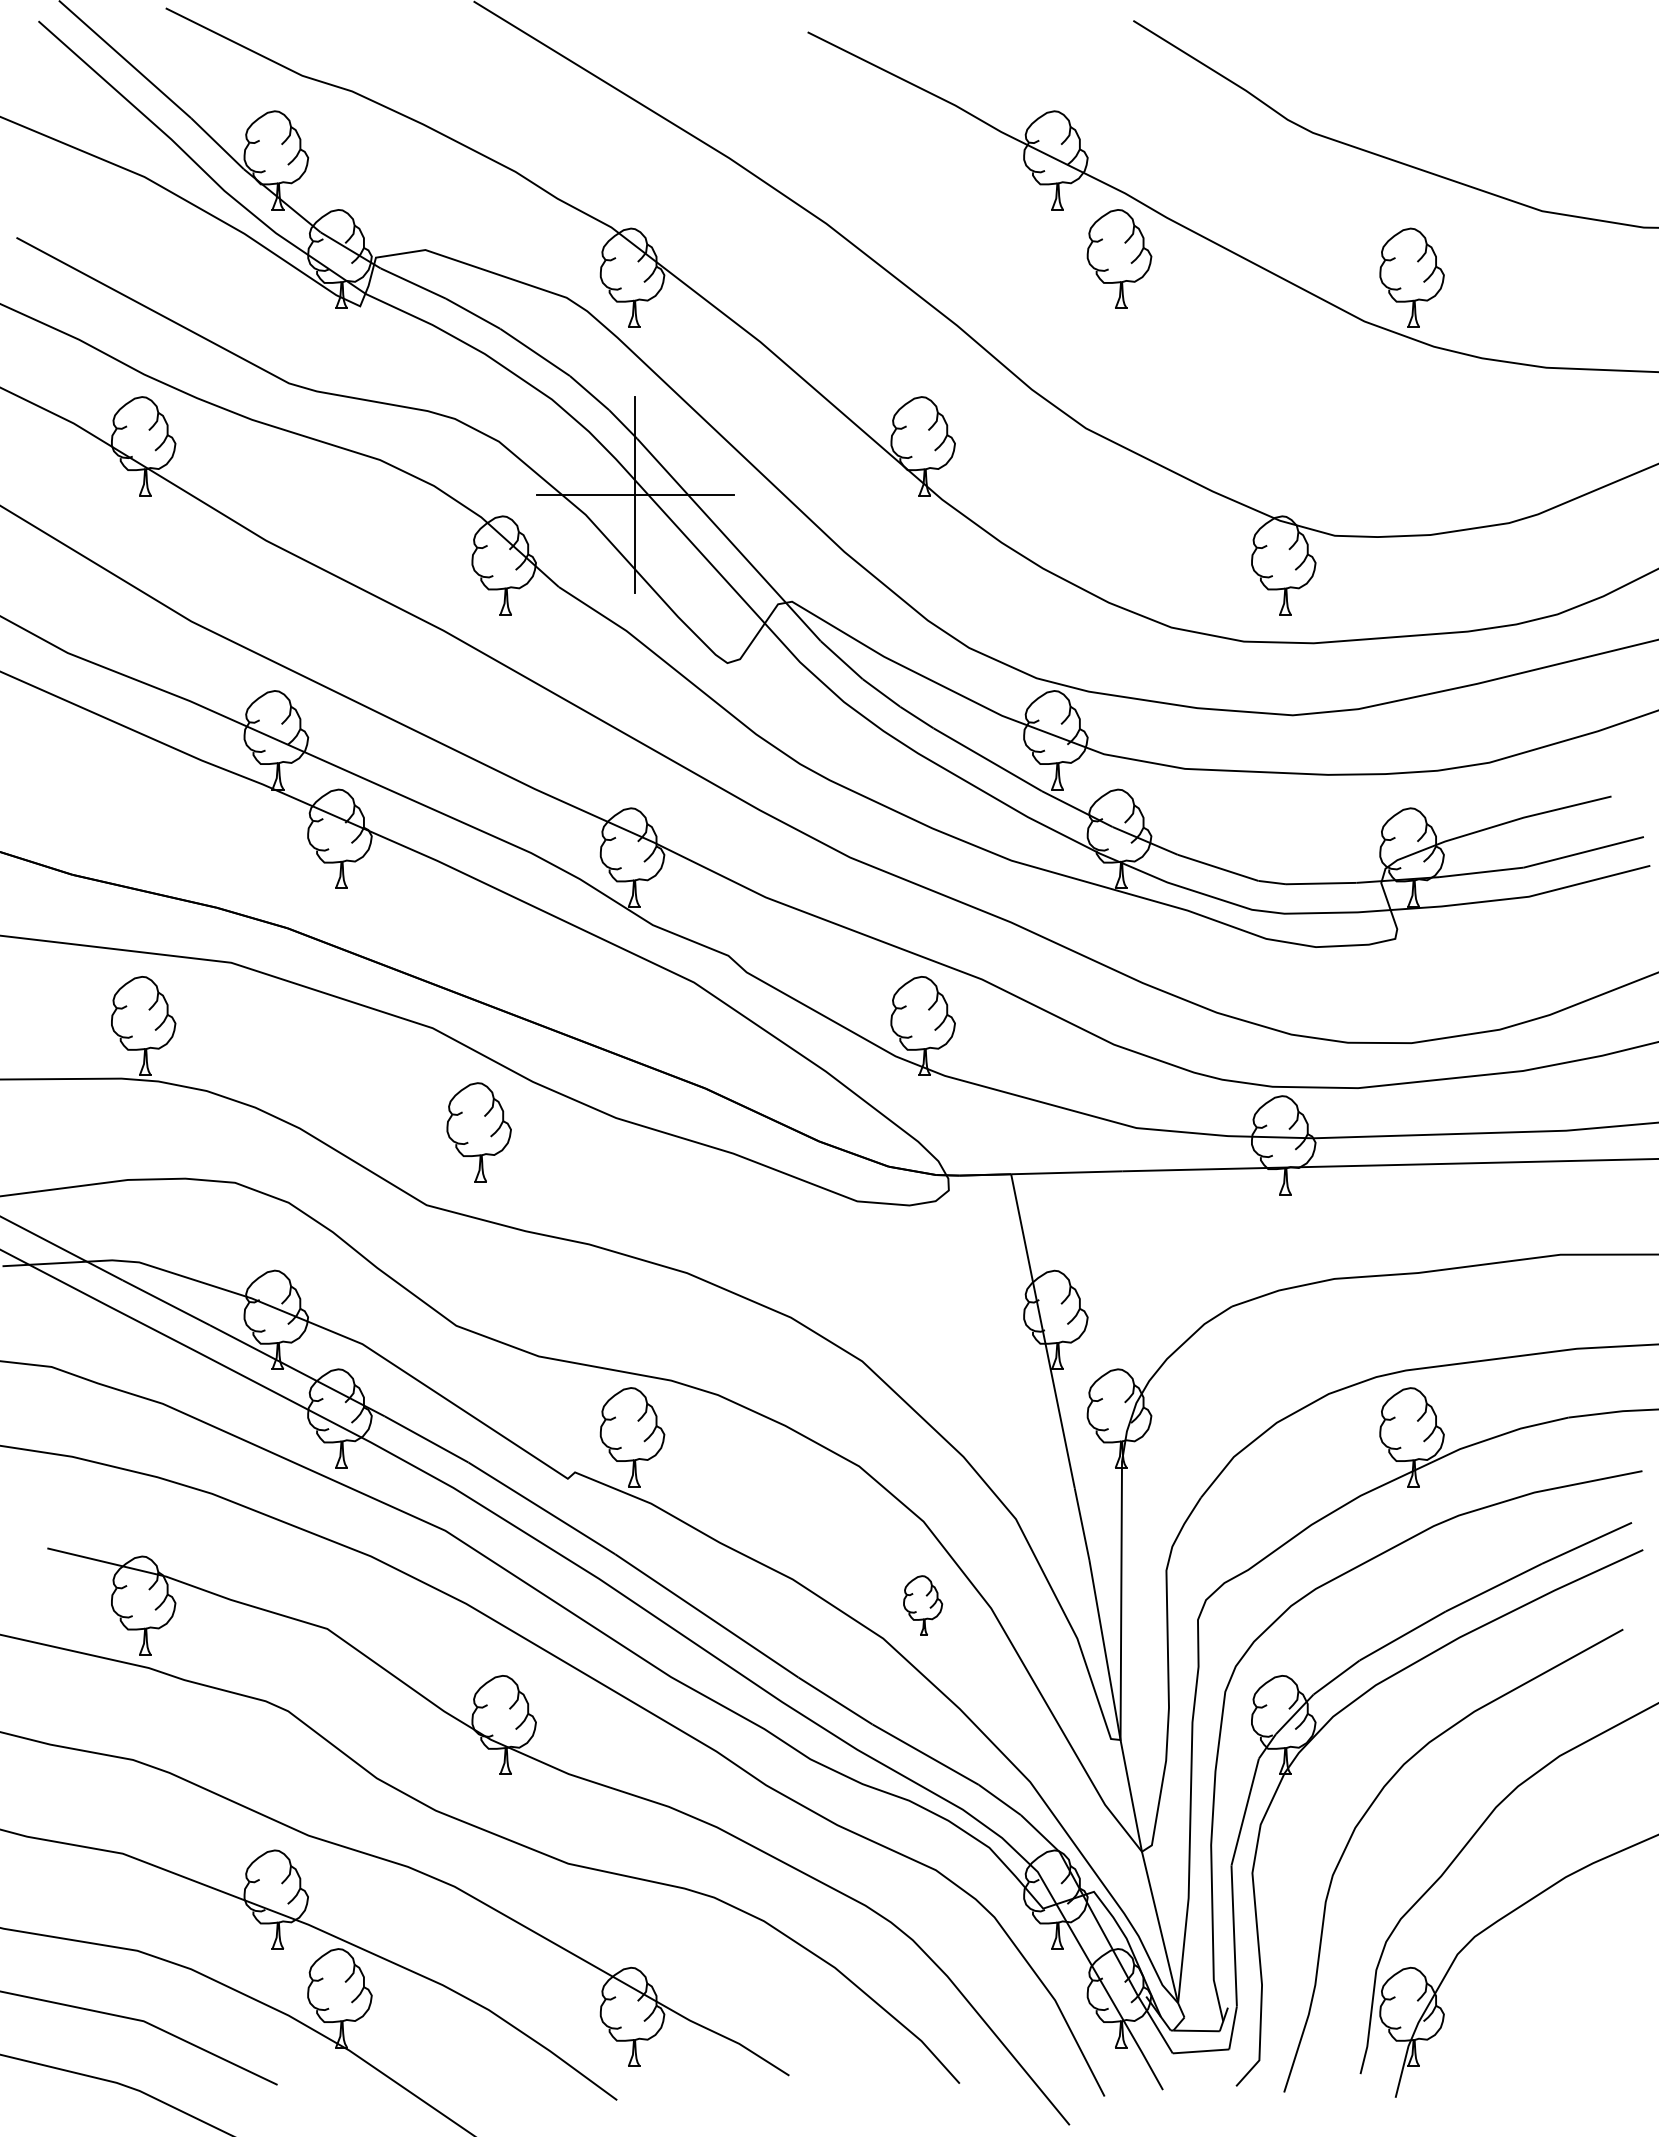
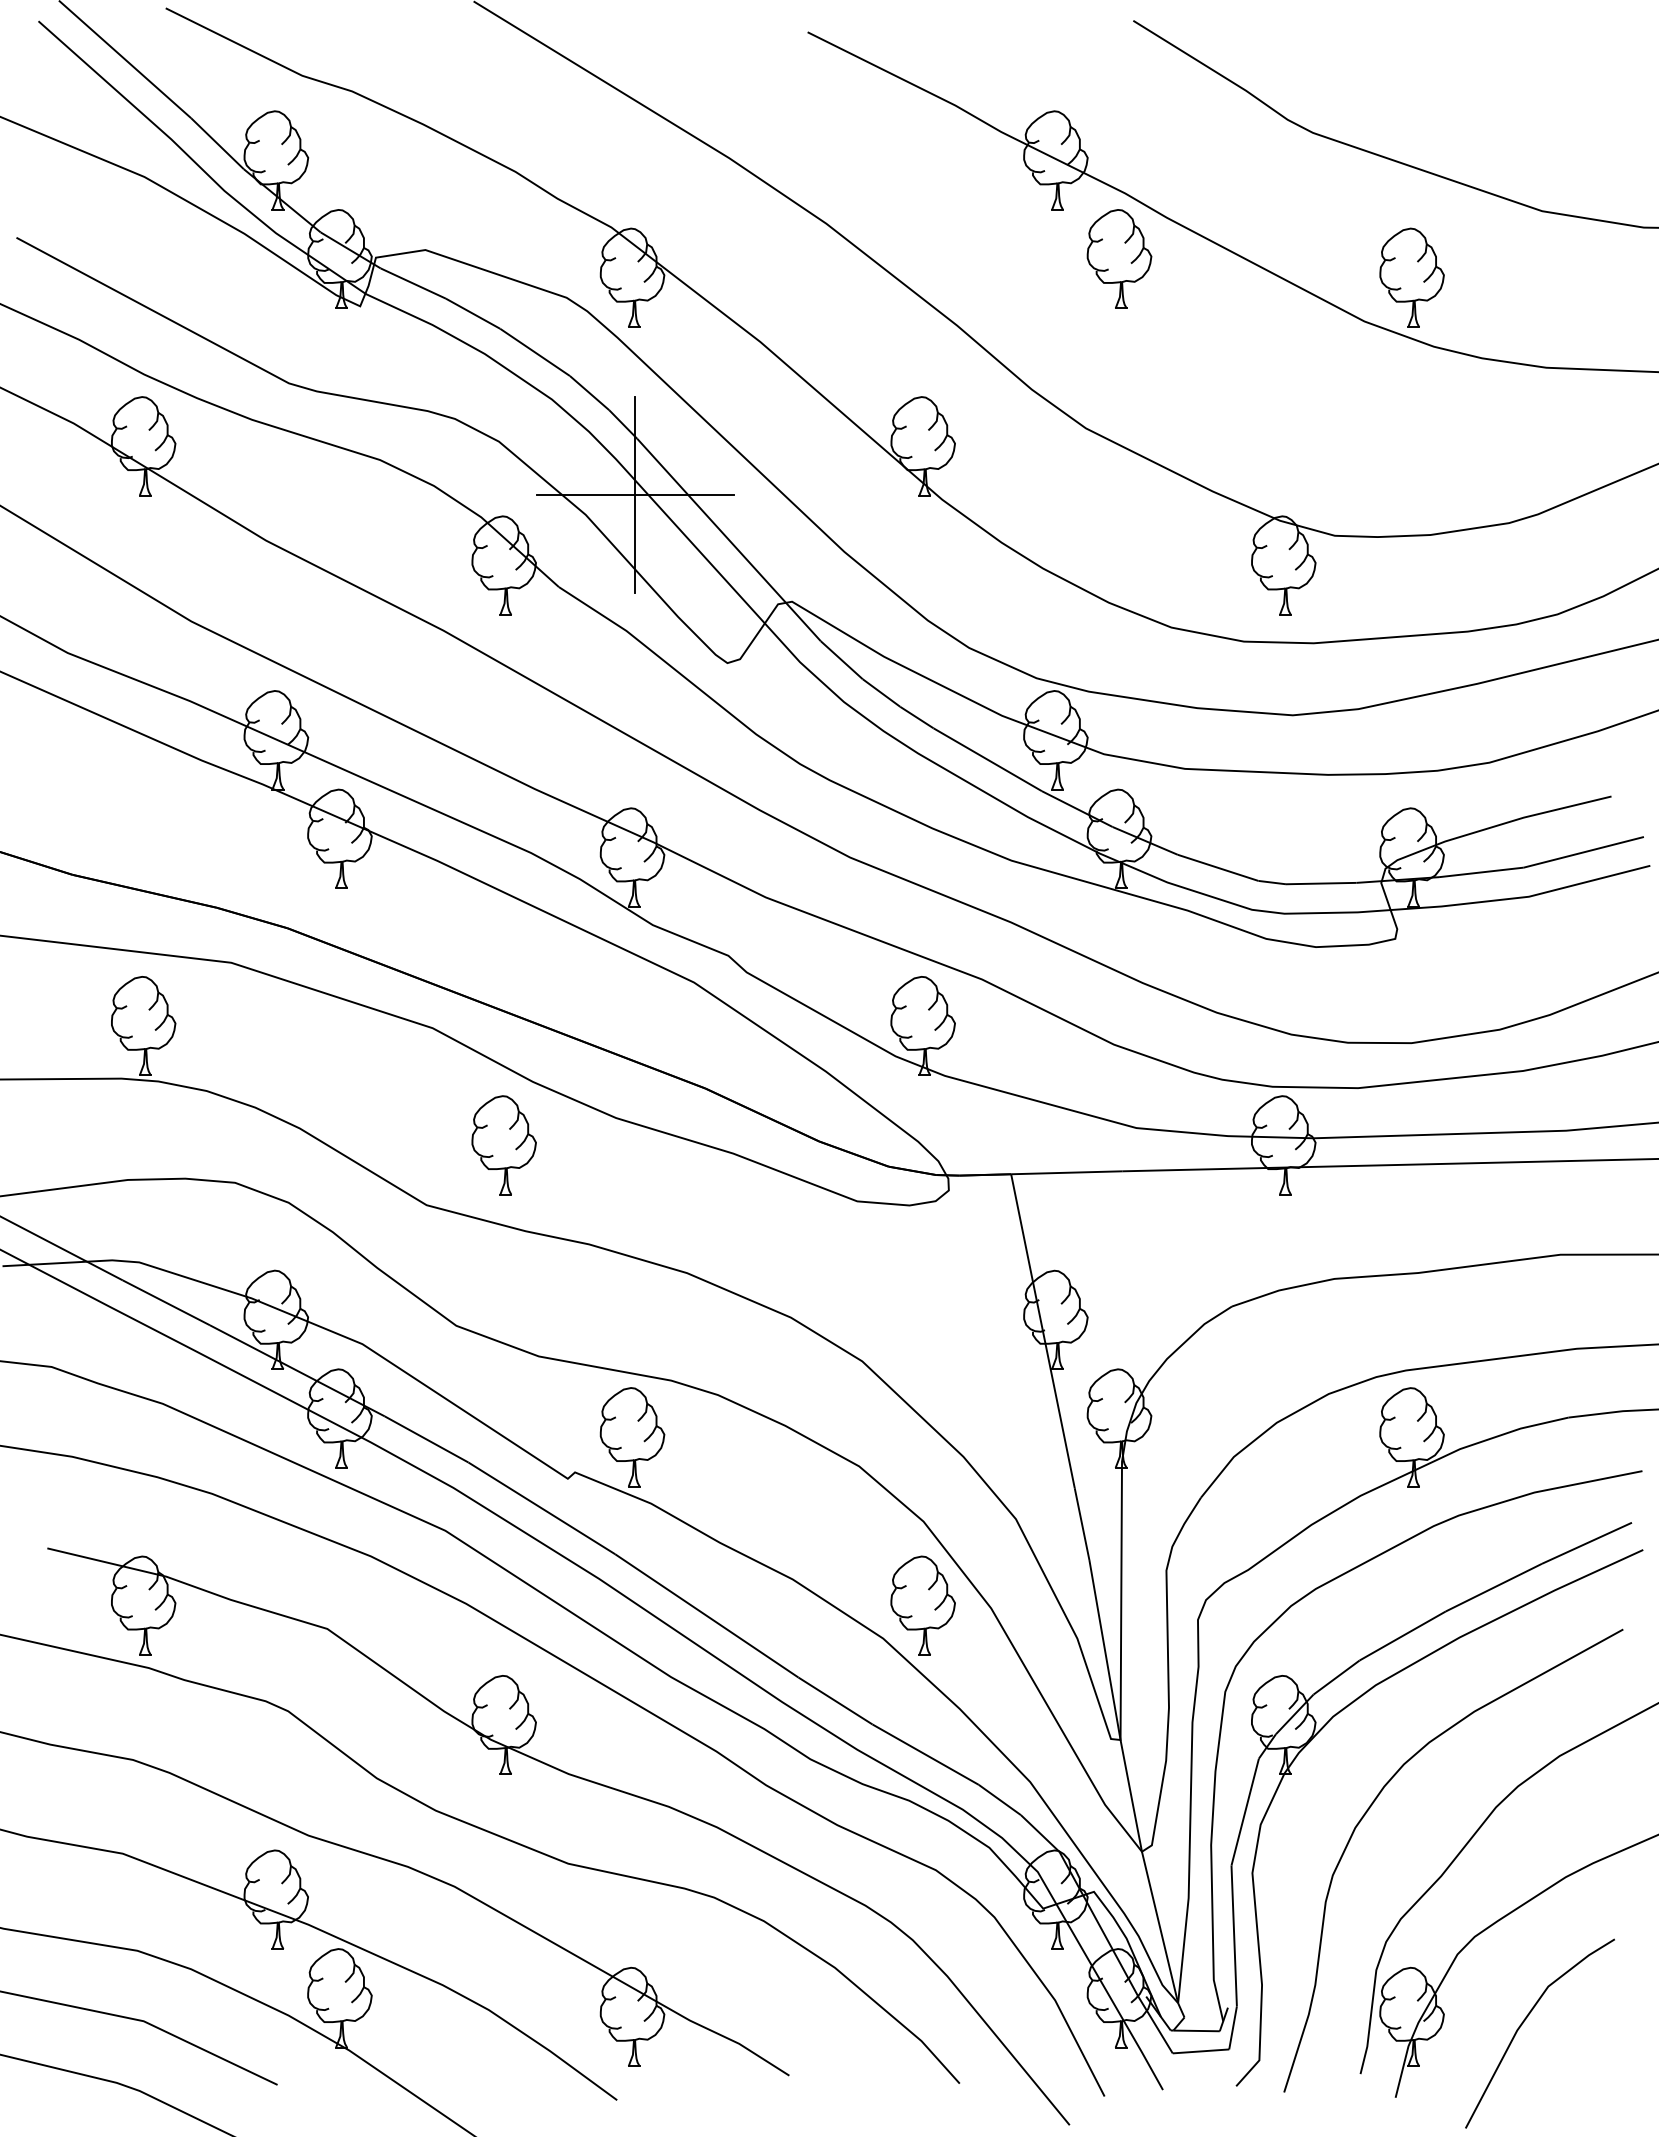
part position: (478, 1132) -> (503, 1145) (503, 1145)
part size: 41x61 px -> 66x101 px (922, 1605)
line: none -> present (1524, 2022)
